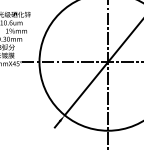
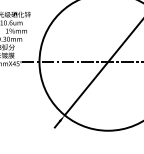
line: present -> none (108, 75)
